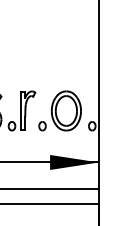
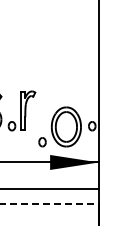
part position: (59, 110) -> (59, 126) (59, 126)
line: solid -> dashed (49, 203)
